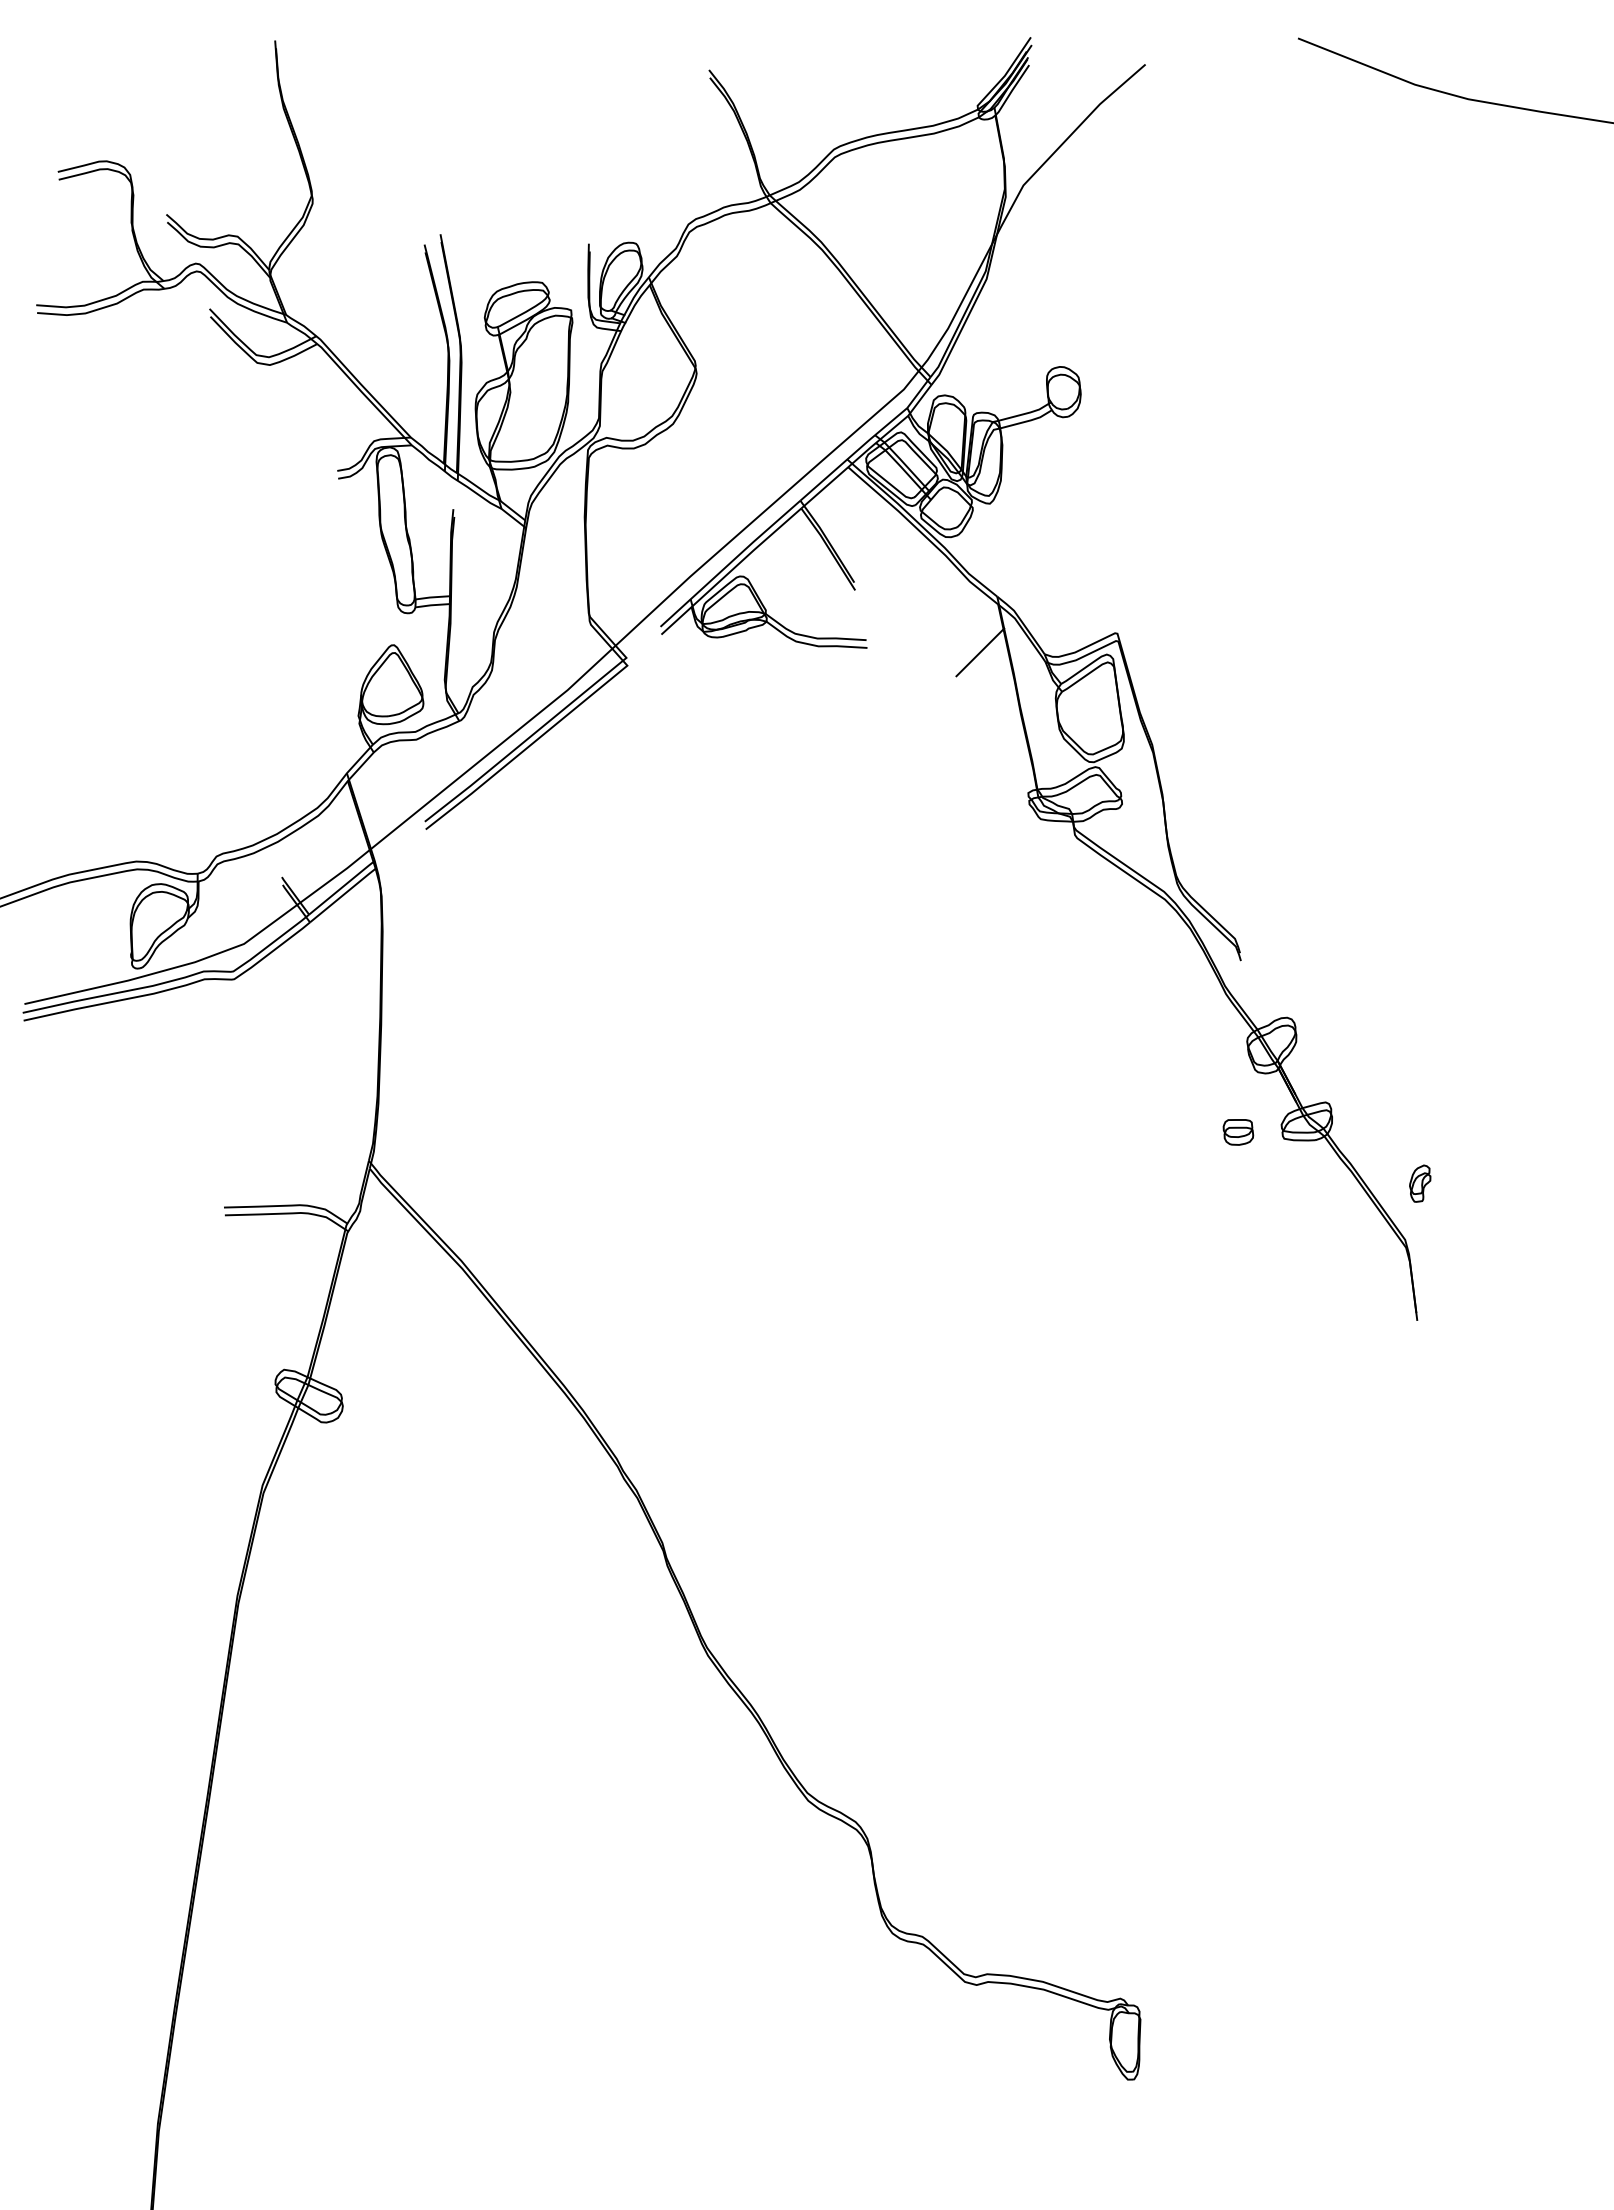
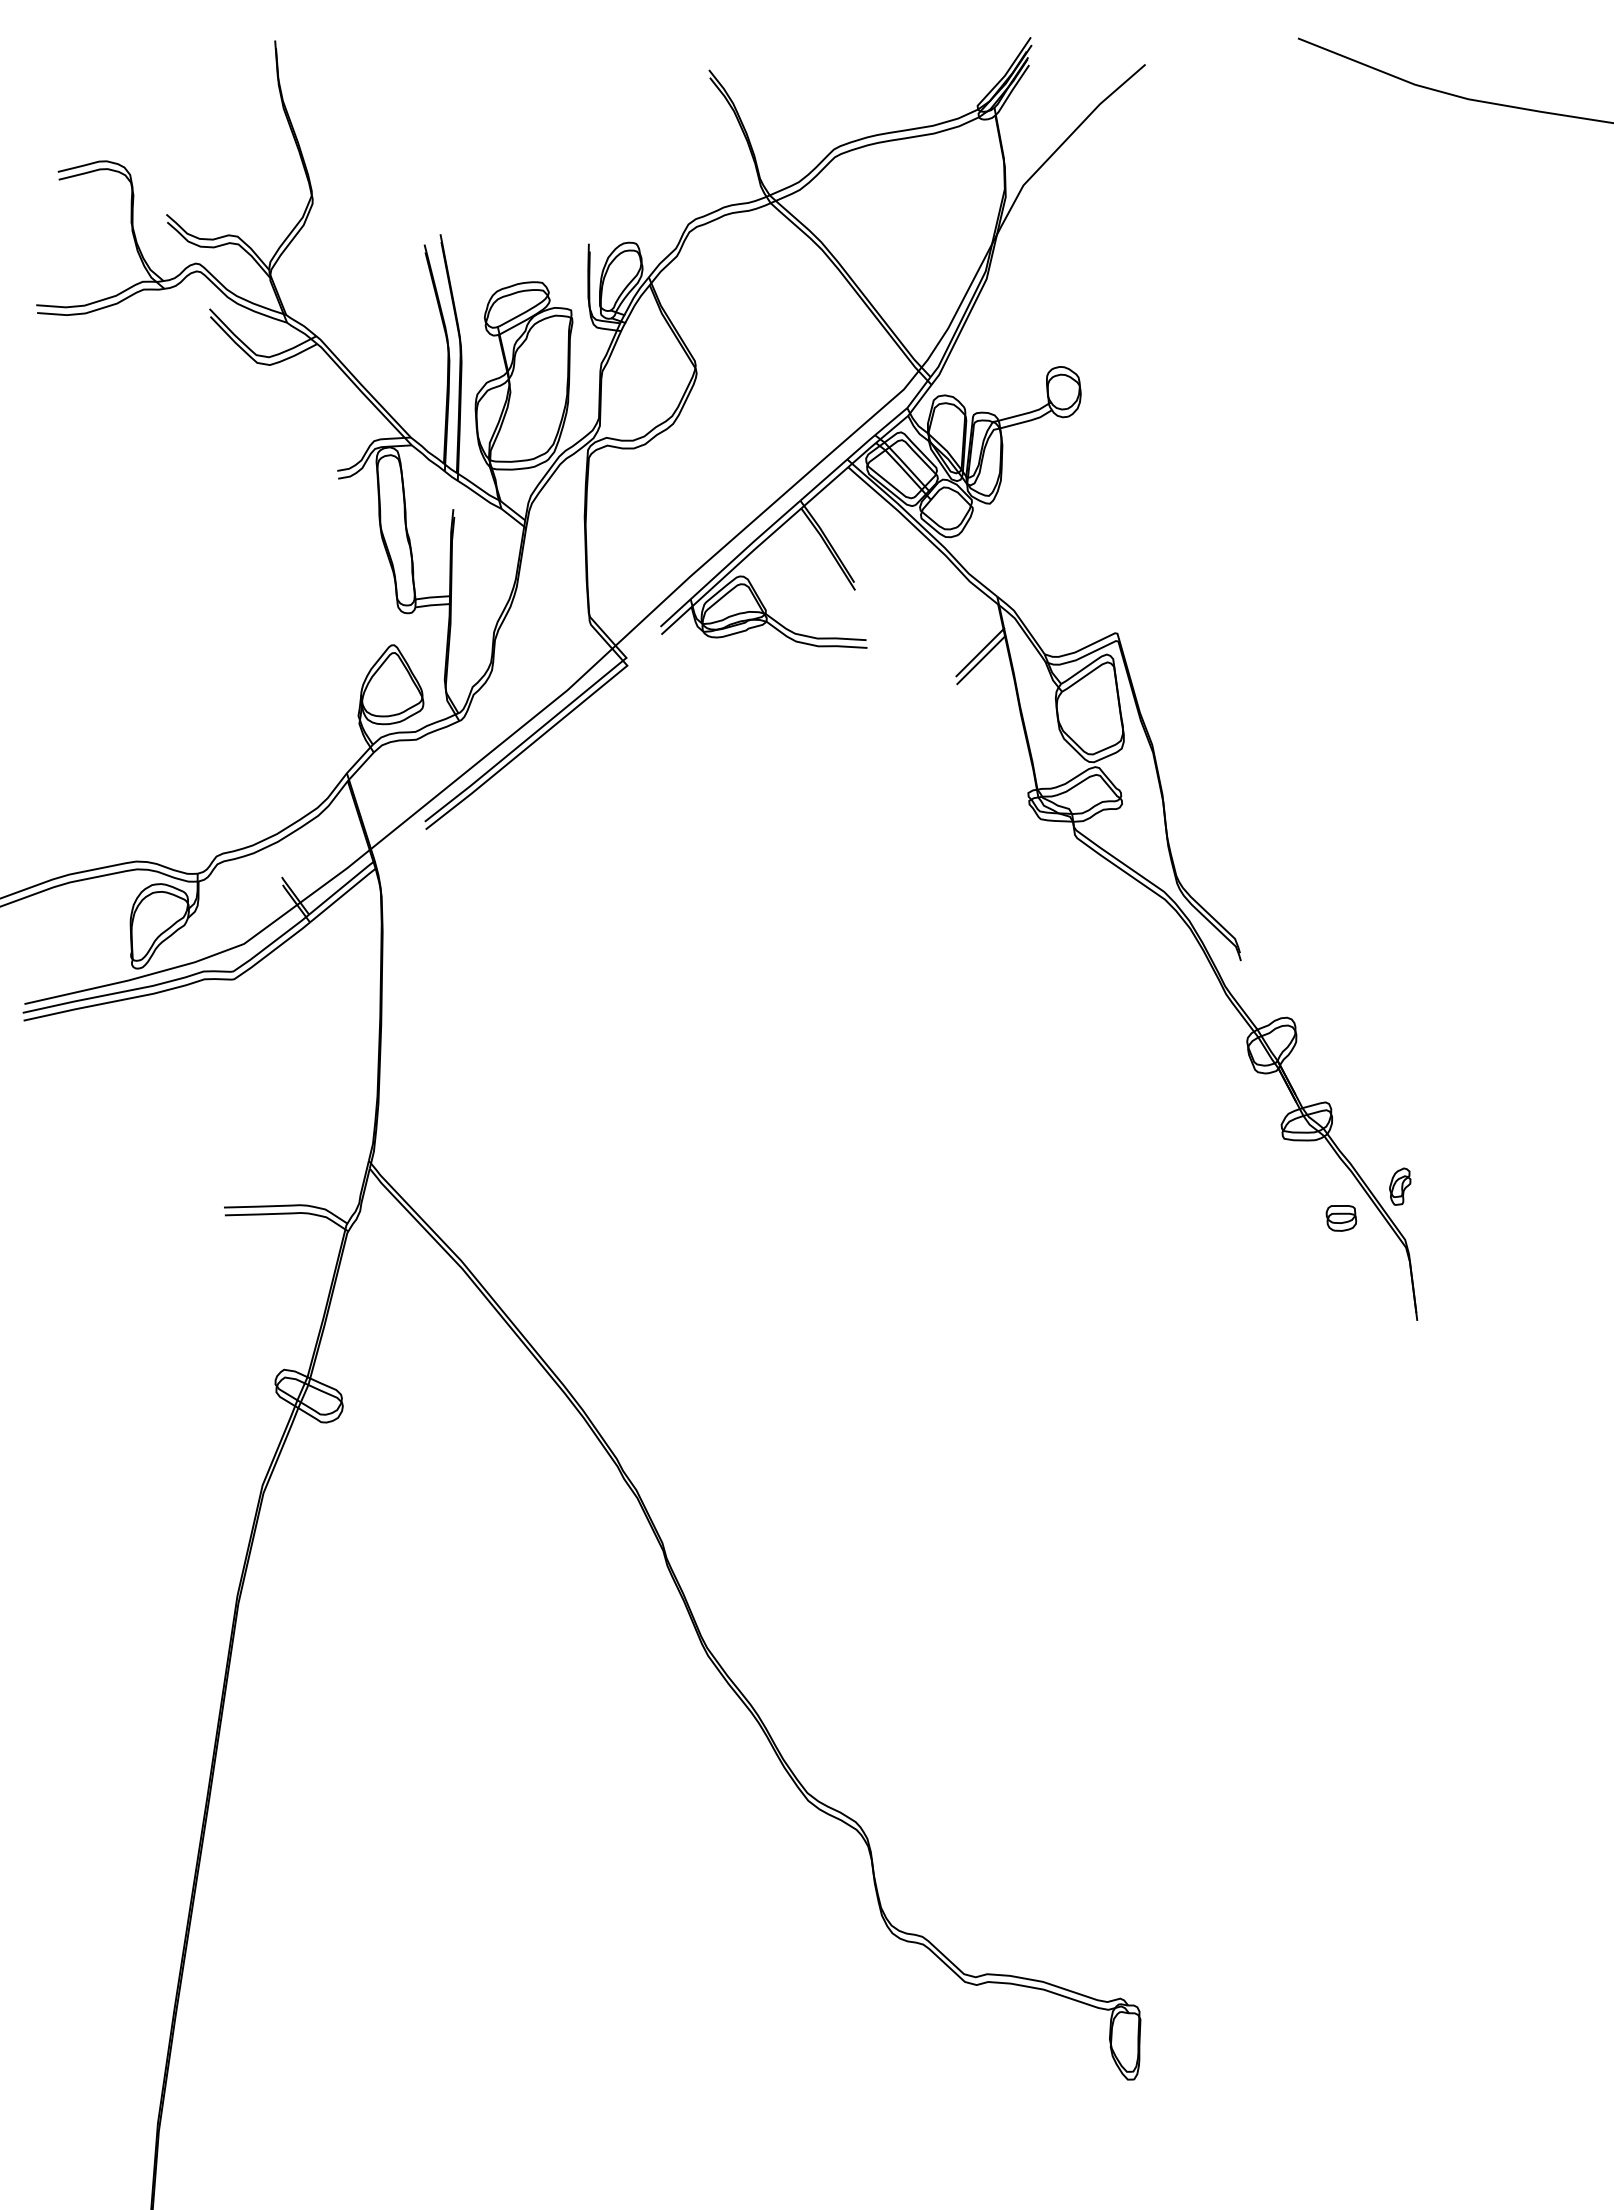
line: none -> present (981, 660)
part position: (1238, 1132) -> (1341, 1218) (1341, 1218)
part position: (1420, 1183) -> (1400, 1186) (1400, 1186)
